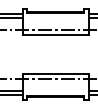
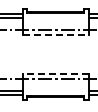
line: solid -> dashed (55, 34)
line: solid -> dashed (55, 74)
